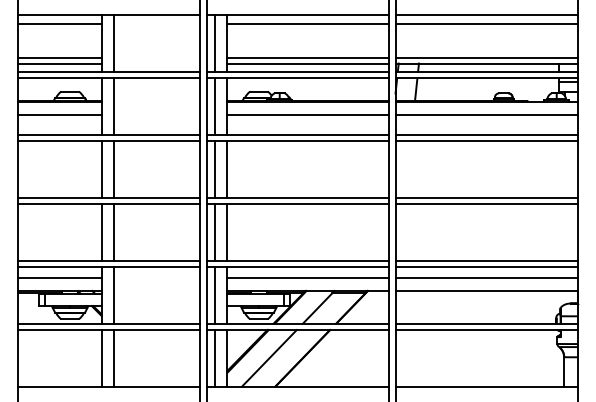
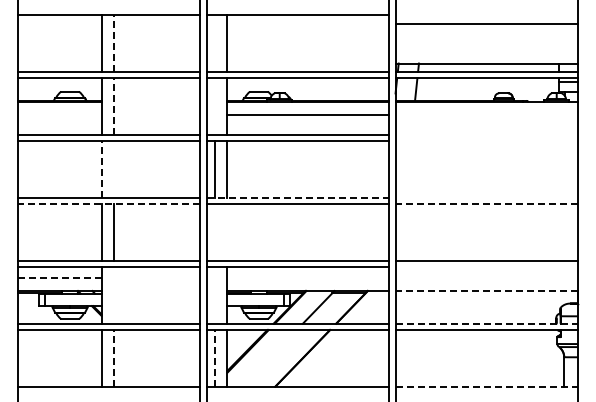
line: present -> none (486, 15)
line: present -> none (59, 23)
line: present -> none (308, 23)
line: solid -> dashed (114, 43)
line: present -> none (214, 43)
line: present -> none (59, 57)
line: present -> none (308, 57)
line: present -> none (486, 57)
line: present -> none (59, 63)
line: present -> none (308, 63)
line: solid -> dashed (114, 106)
line: present -> none (214, 106)
line: present -> none (59, 114)
line: present -> none (486, 114)
line: present -> none (486, 134)
line: present -> none (486, 141)
line: solid -> dashed (101, 169)
line: present -> none (114, 169)
line: solid -> dashed (298, 197)
line: present -> none (486, 197)
line: solid -> dashed (108, 204)
line: solid -> dashed (486, 204)
line: present -> none (214, 232)
line: present -> none (227, 232)
line: present -> none (486, 267)
line: solid -> dashed (59, 278)
line: present -> none (308, 278)
line: present -> none (486, 278)
line: solid -> dashed (486, 291)
line: present -> none (114, 295)
line: present -> none (214, 295)
line: solid -> dashed (487, 323)
line: solid -> dashed (114, 357)
line: solid -> dashed (214, 357)
line: present -> none (268, 358)
line: solid -> dashed (487, 386)
